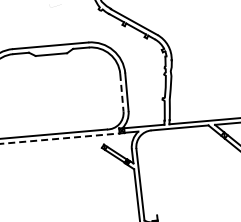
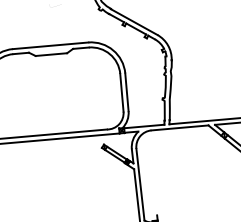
line: dashed -> solid (121, 92)
line: dashed -> solid (62, 138)
